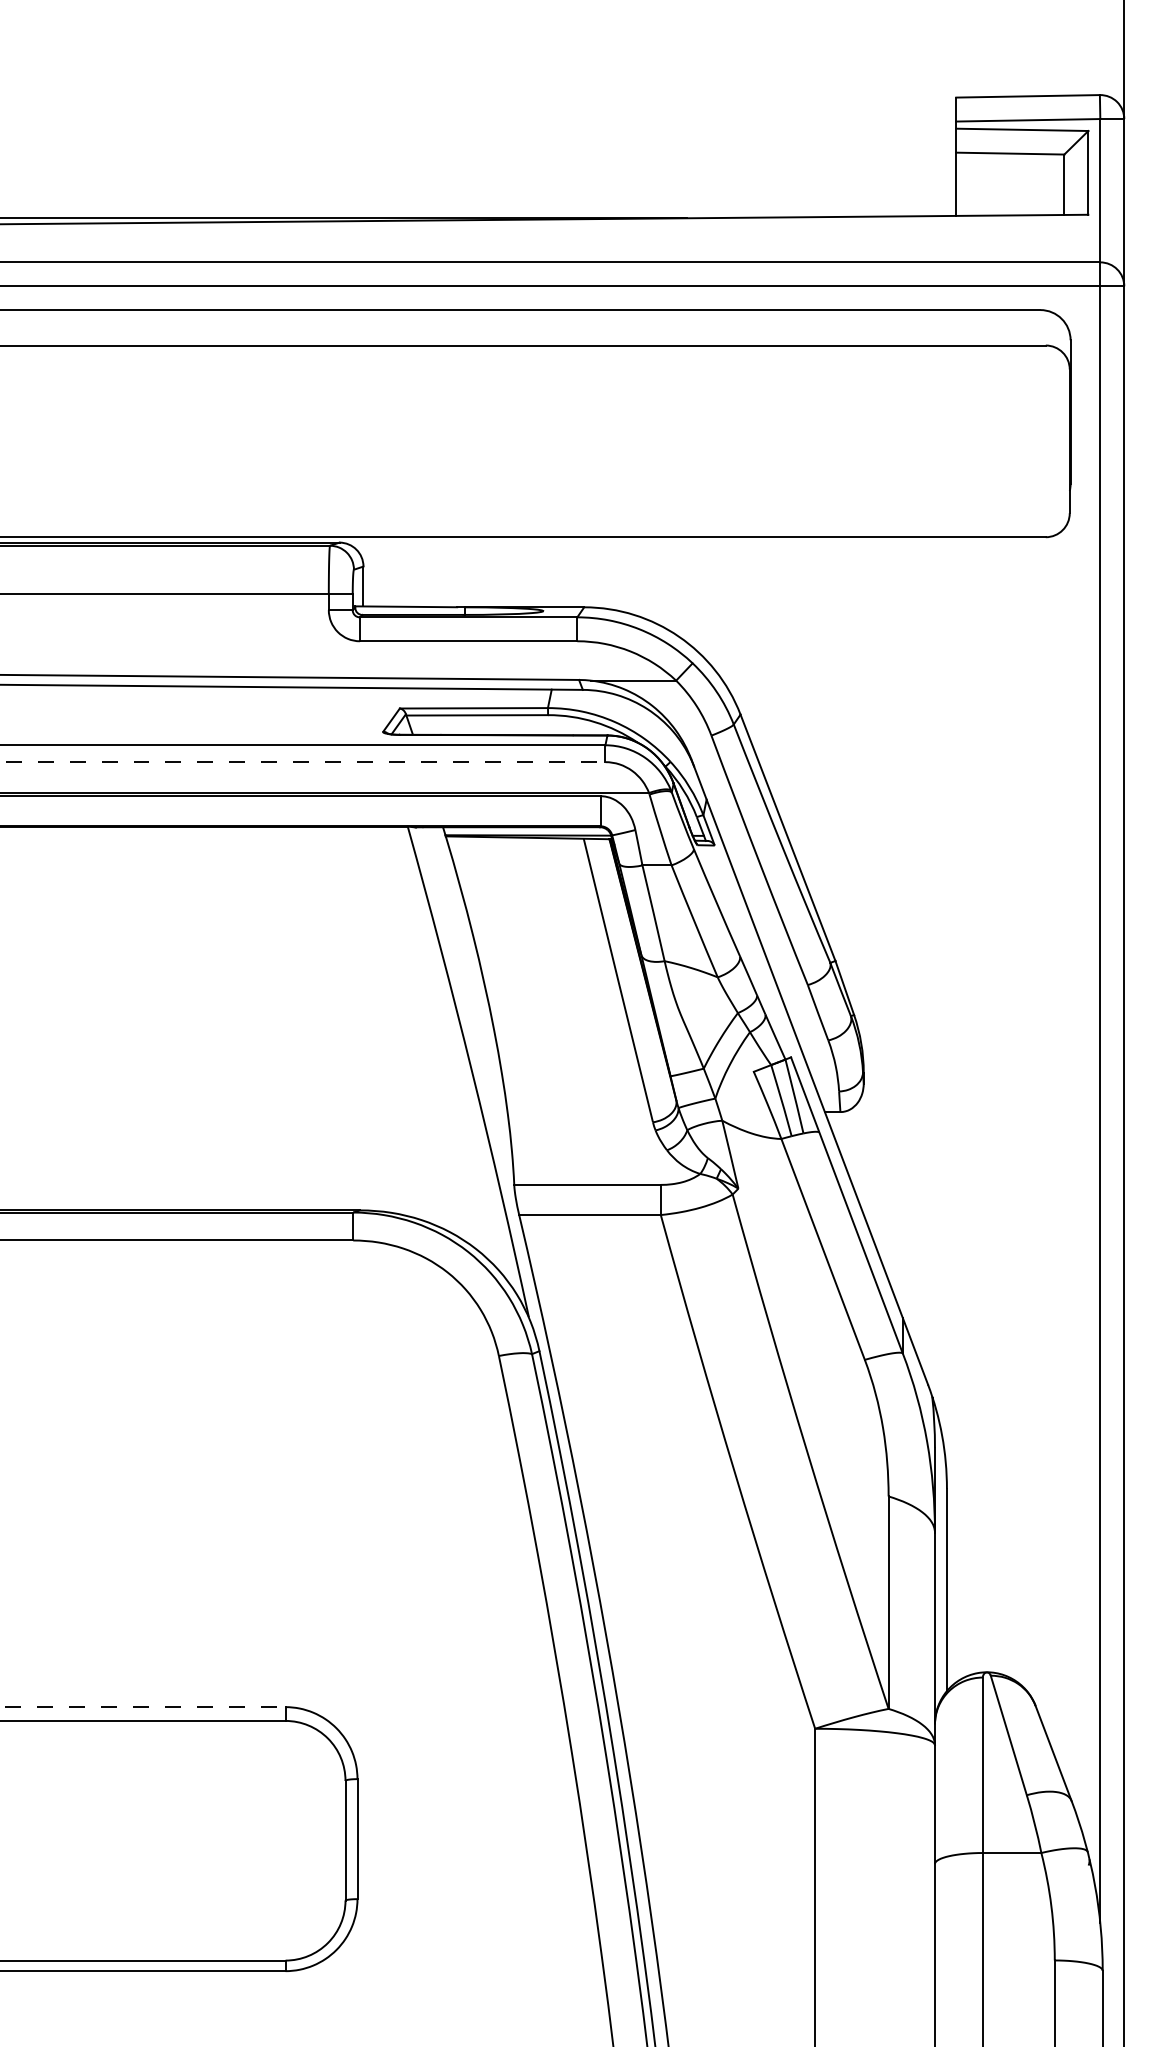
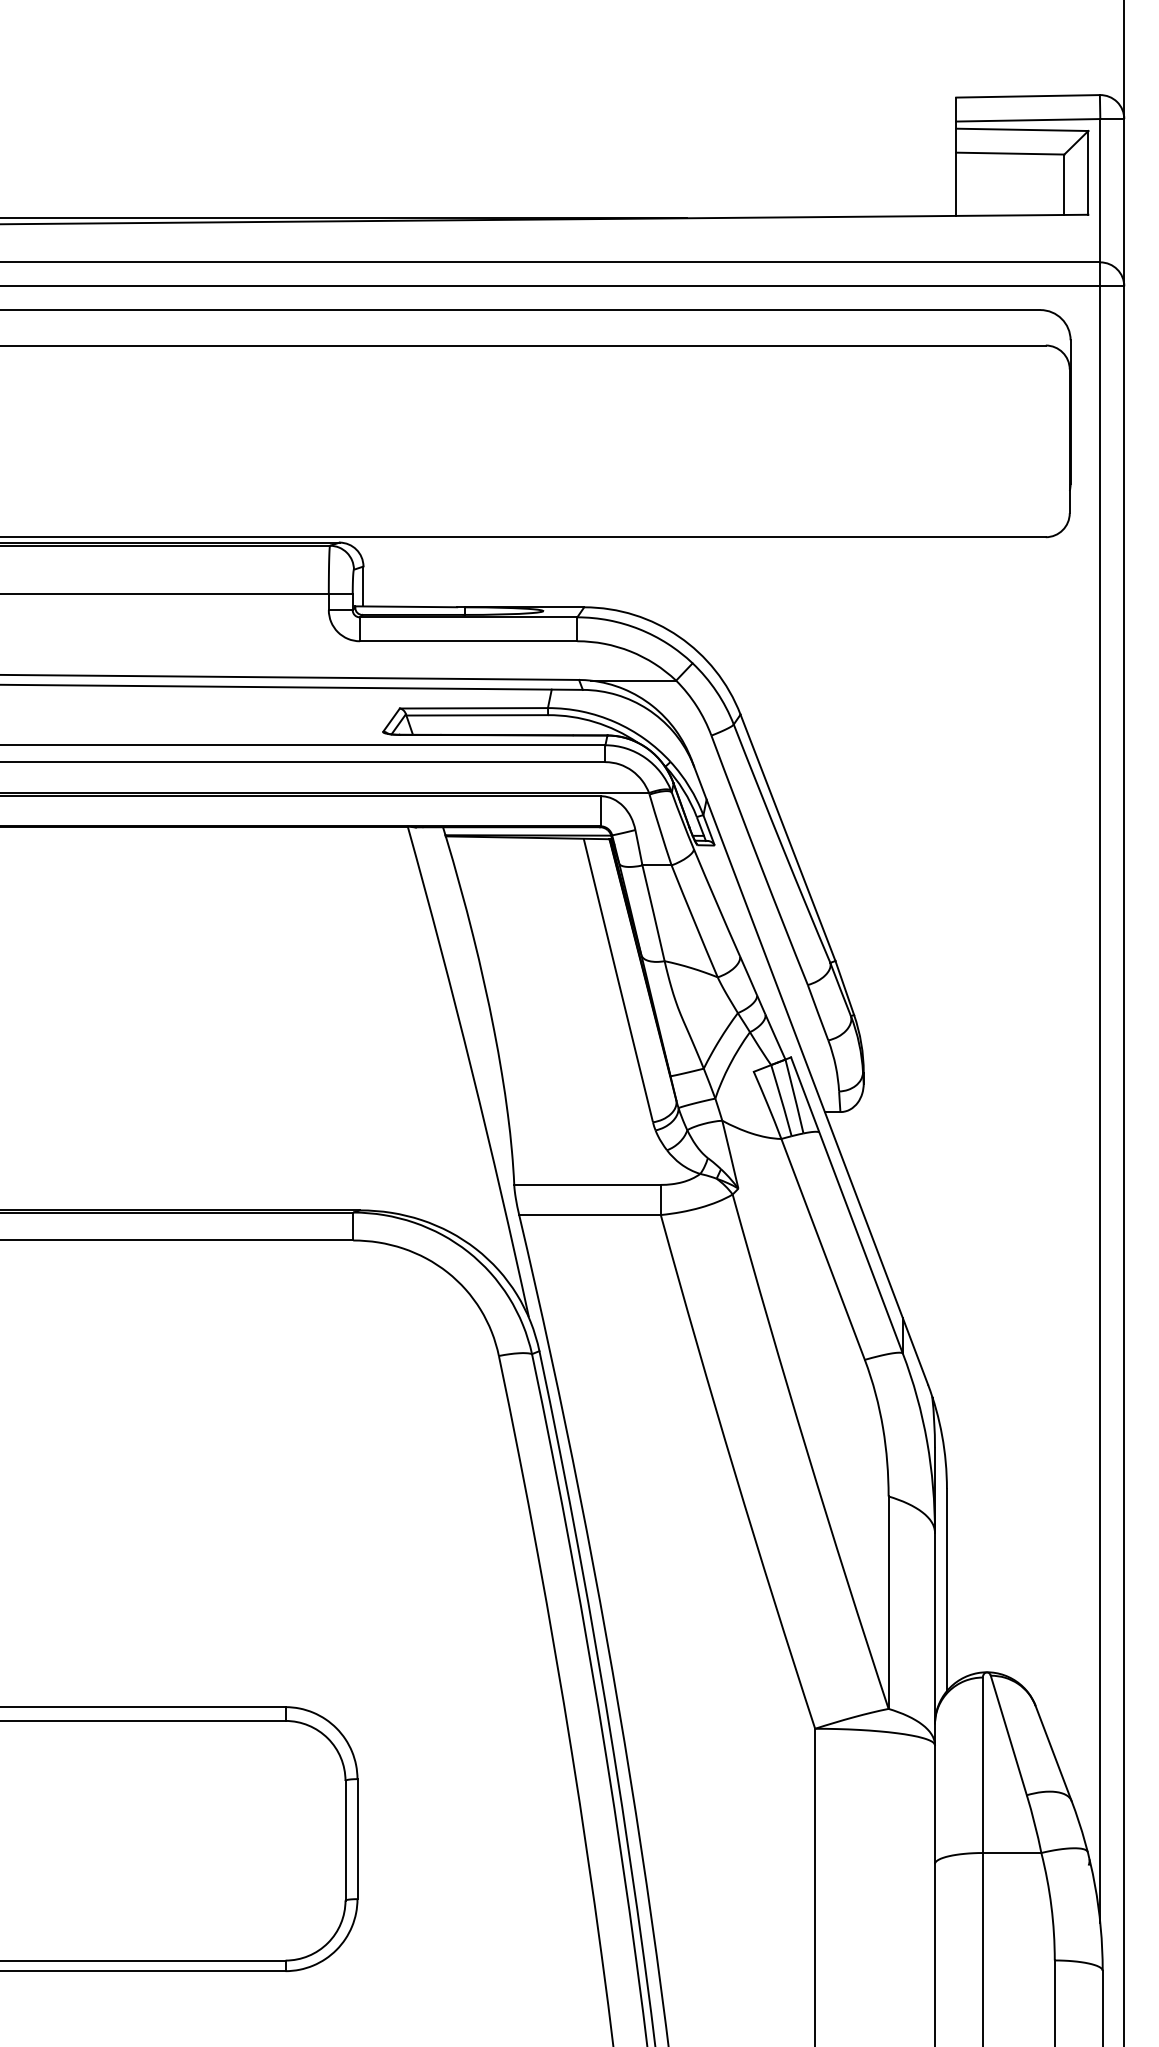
line: dashed -> solid (303, 762)
line: dashed -> solid (143, 1707)
